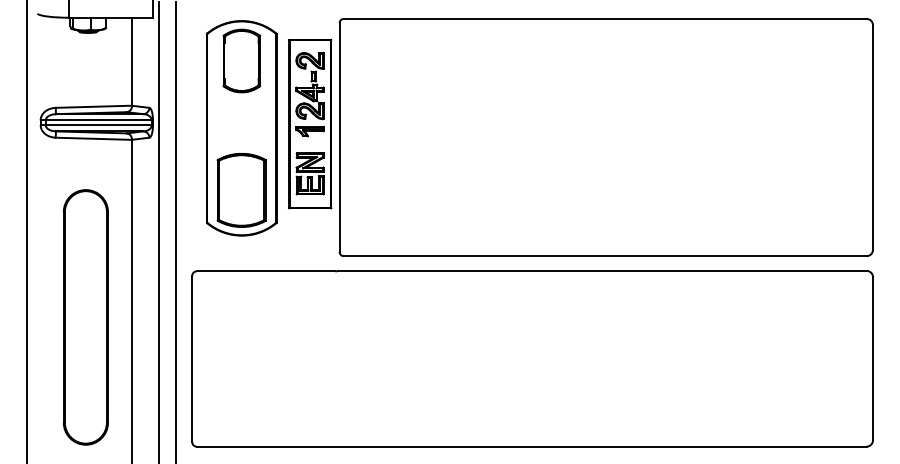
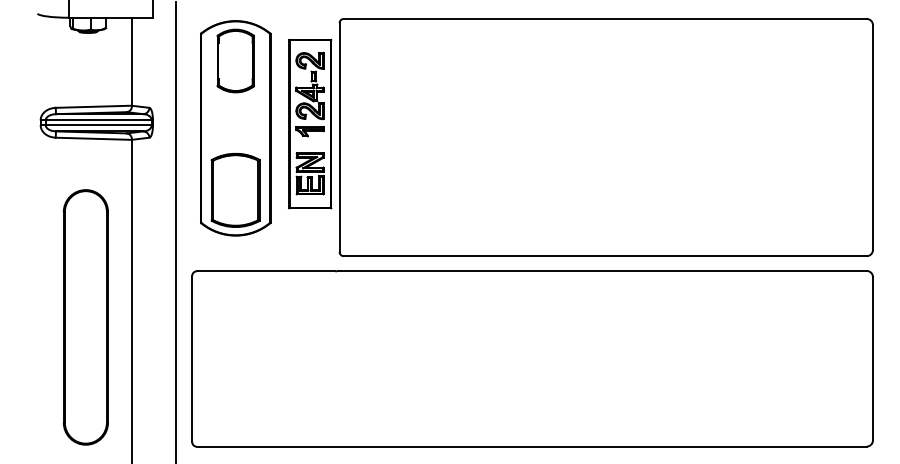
part position: (241, 128) -> (235, 128) (235, 128)
line: present -> none (26, 231)
line: present -> none (158, 231)
